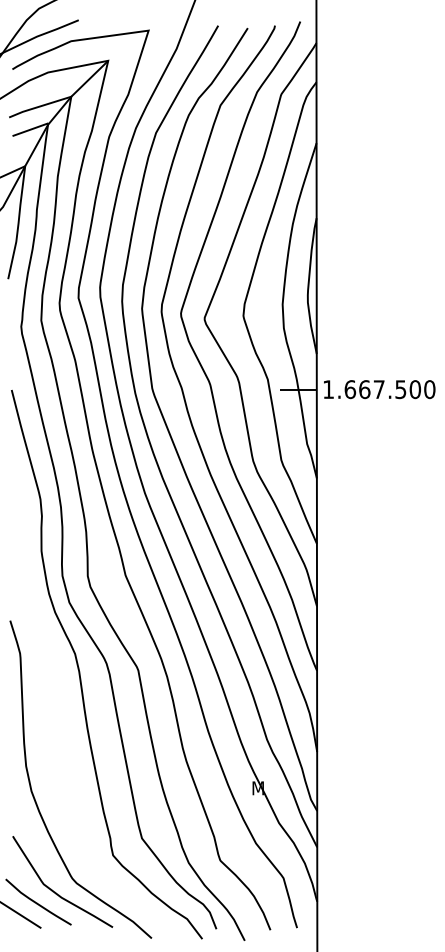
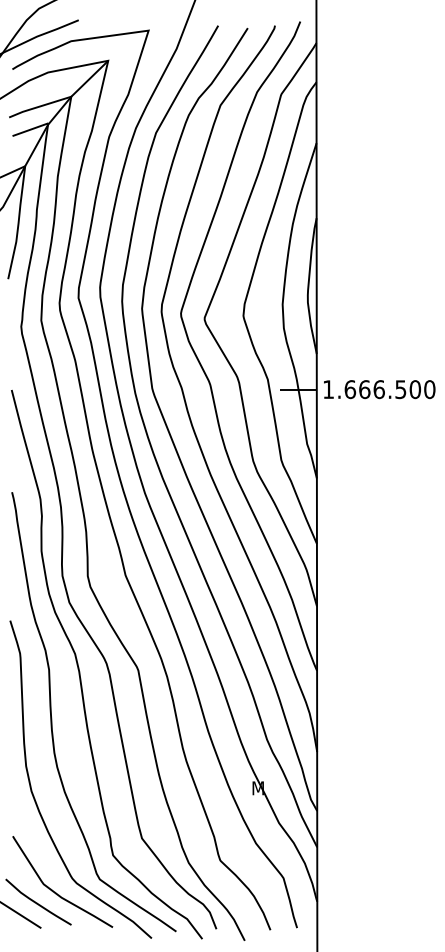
text: 1.667.500 -> 1.666.500 (378, 389)
curve: none -> present (52, 717)
